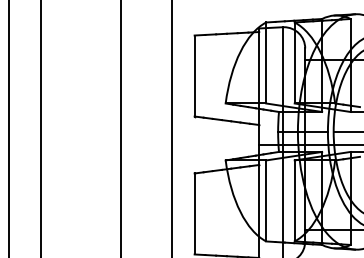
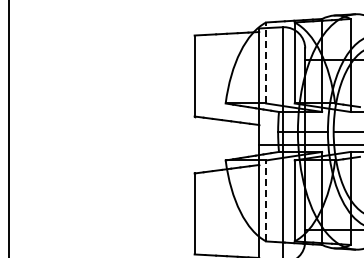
line: solid -> dashed (266, 62)
line: present -> none (41, 128)
line: present -> none (121, 128)
line: present -> none (171, 128)
line: solid -> dashed (266, 200)
